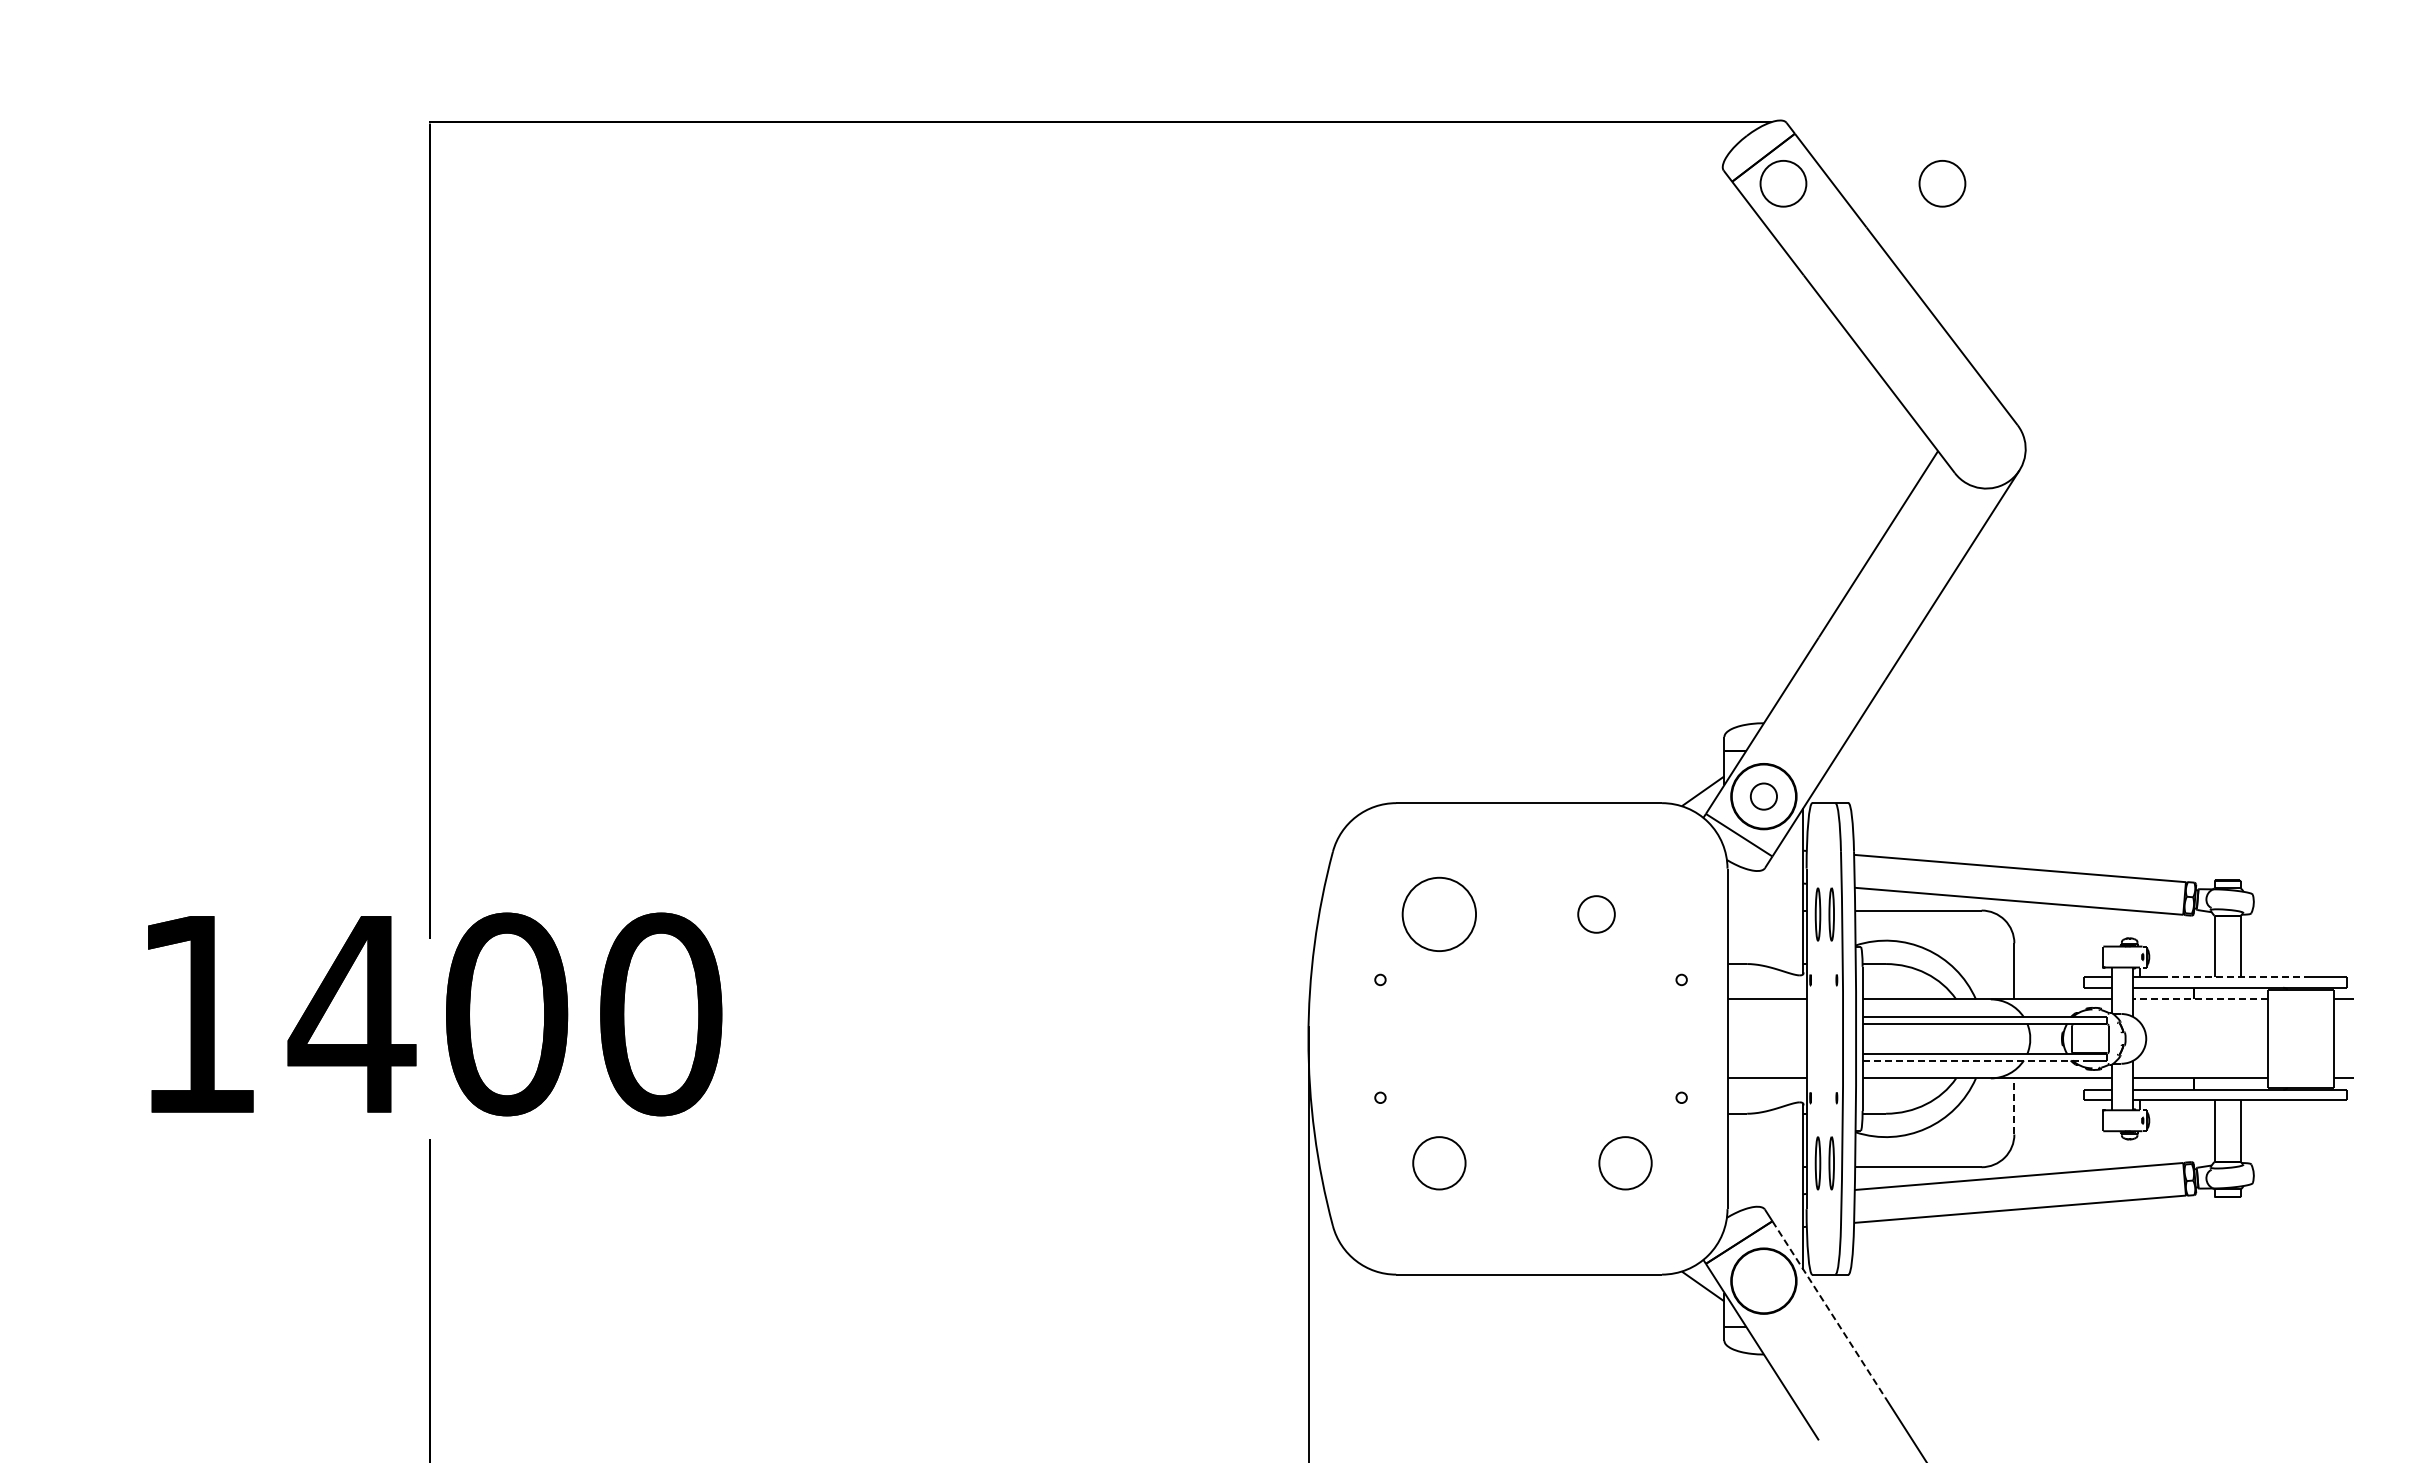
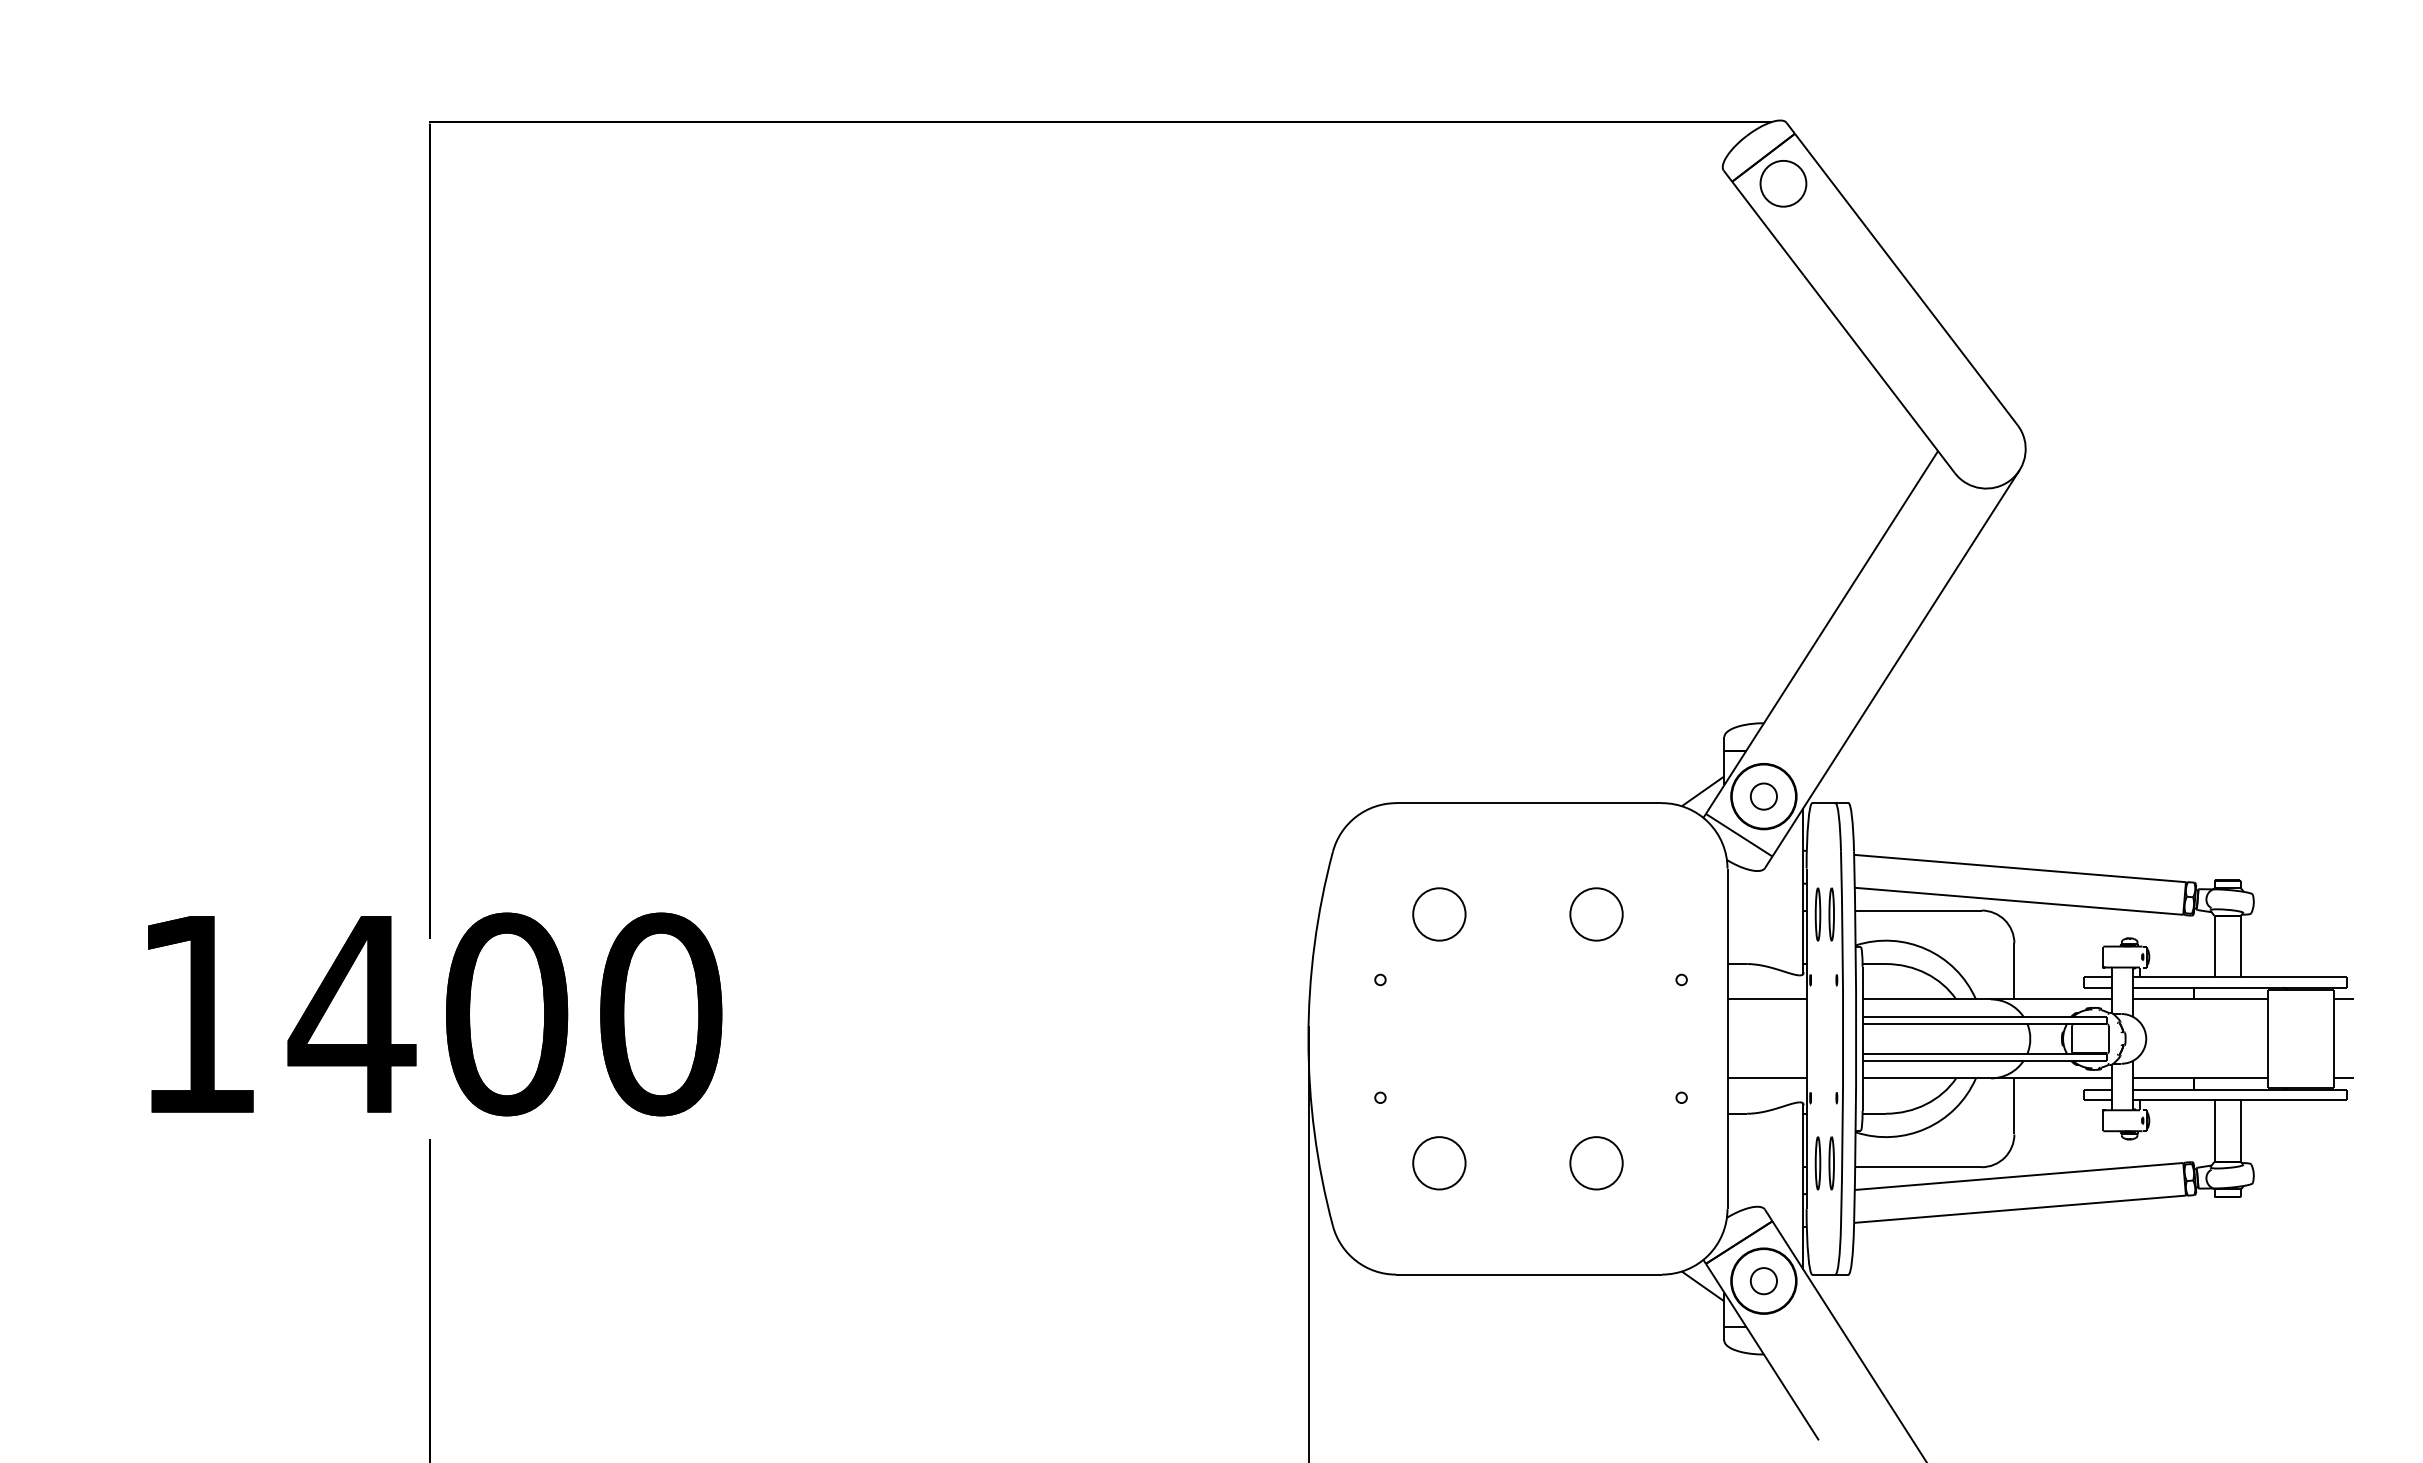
circle: present -> none (1942, 183)
circle size: 76x76 px -> 55x55 px (1439, 914)
circle diameter: 37 px -> 52 px (1596, 914)
line: dashed -> solid (2237, 977)
line: dashed -> solid (2200, 999)
line: dashed -> solid (1976, 1060)
line: dashed -> solid (2014, 1105)
circle position: (1625, 1163) -> (1596, 1163) (1596, 1163)
circle: none -> present (1763, 1281)
line: dashed -> solid (1828, 1309)
